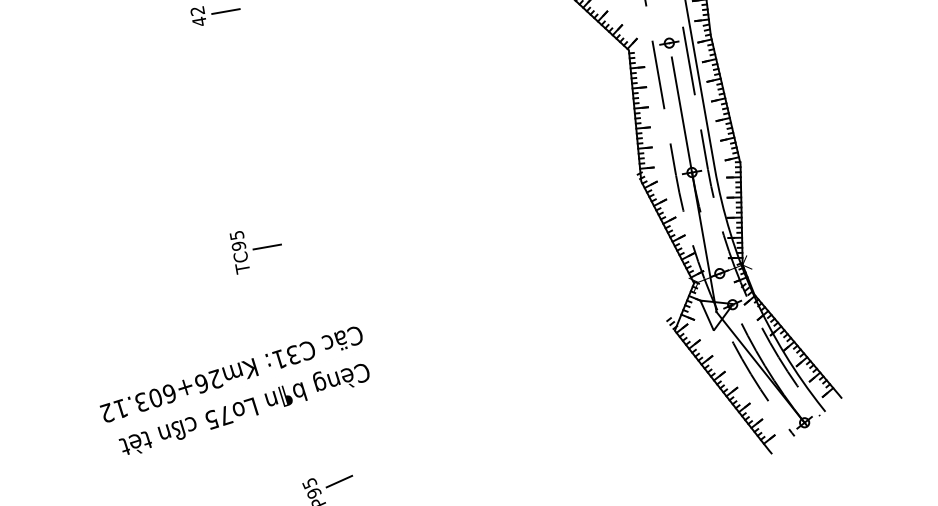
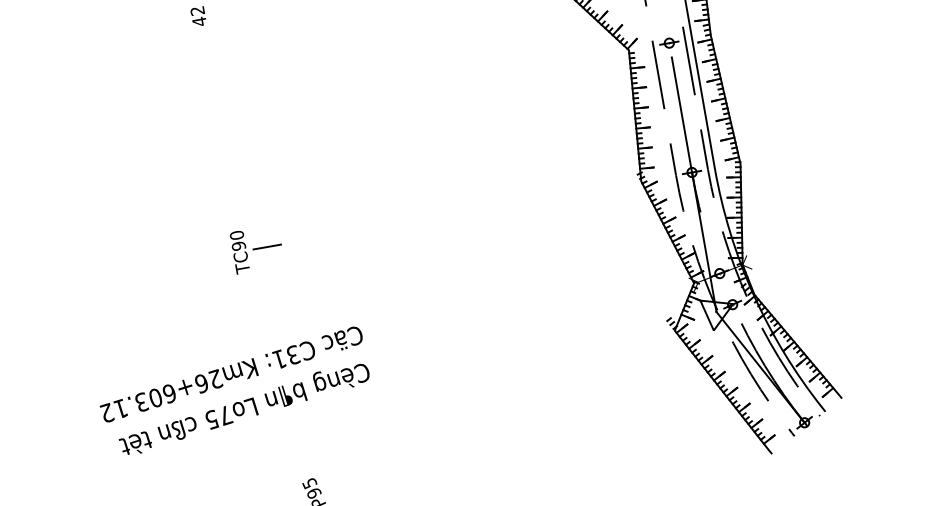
line: present -> none (225, 11)
text: TC95 -> TC90 (236, 235)
line: present -> none (339, 481)
